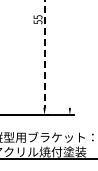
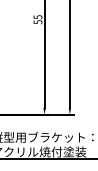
line: dashed -> solid (44, 54)
line: none -> present (69, 54)
